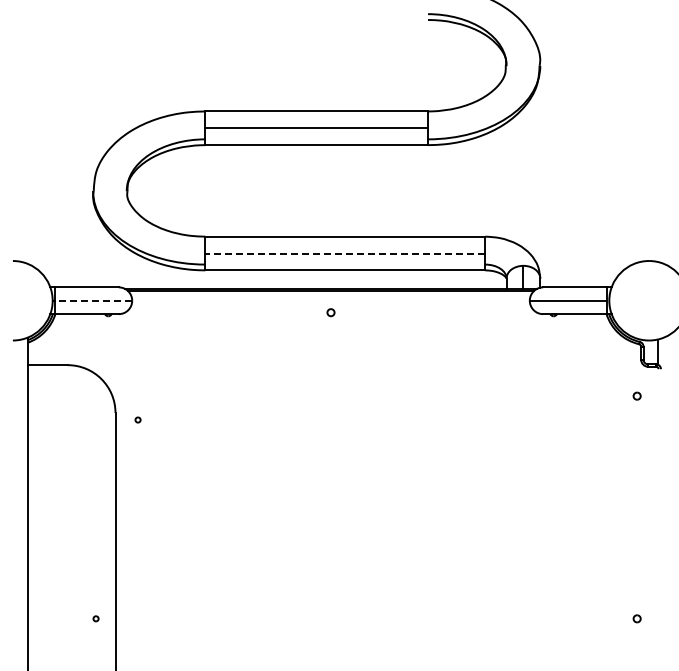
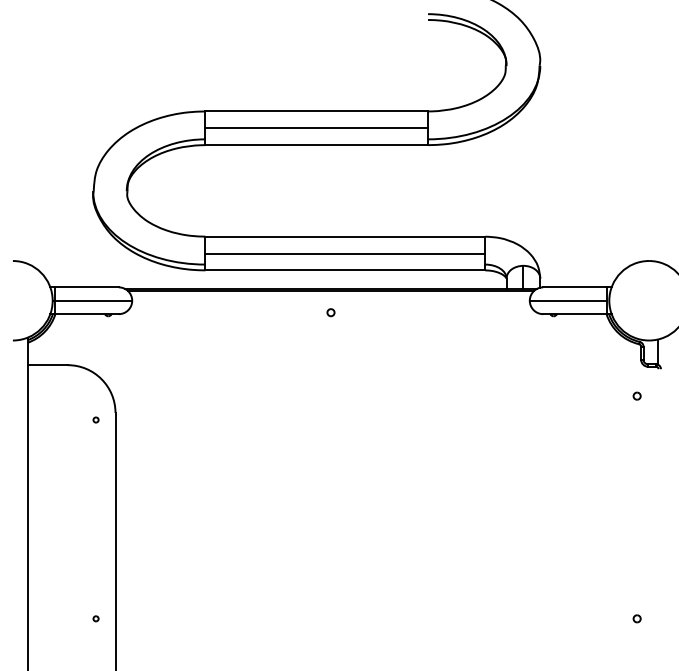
line: dashed -> solid (345, 253)
line: dashed -> solid (93, 300)
part position: (137, 419) -> (95, 419) (95, 419)
